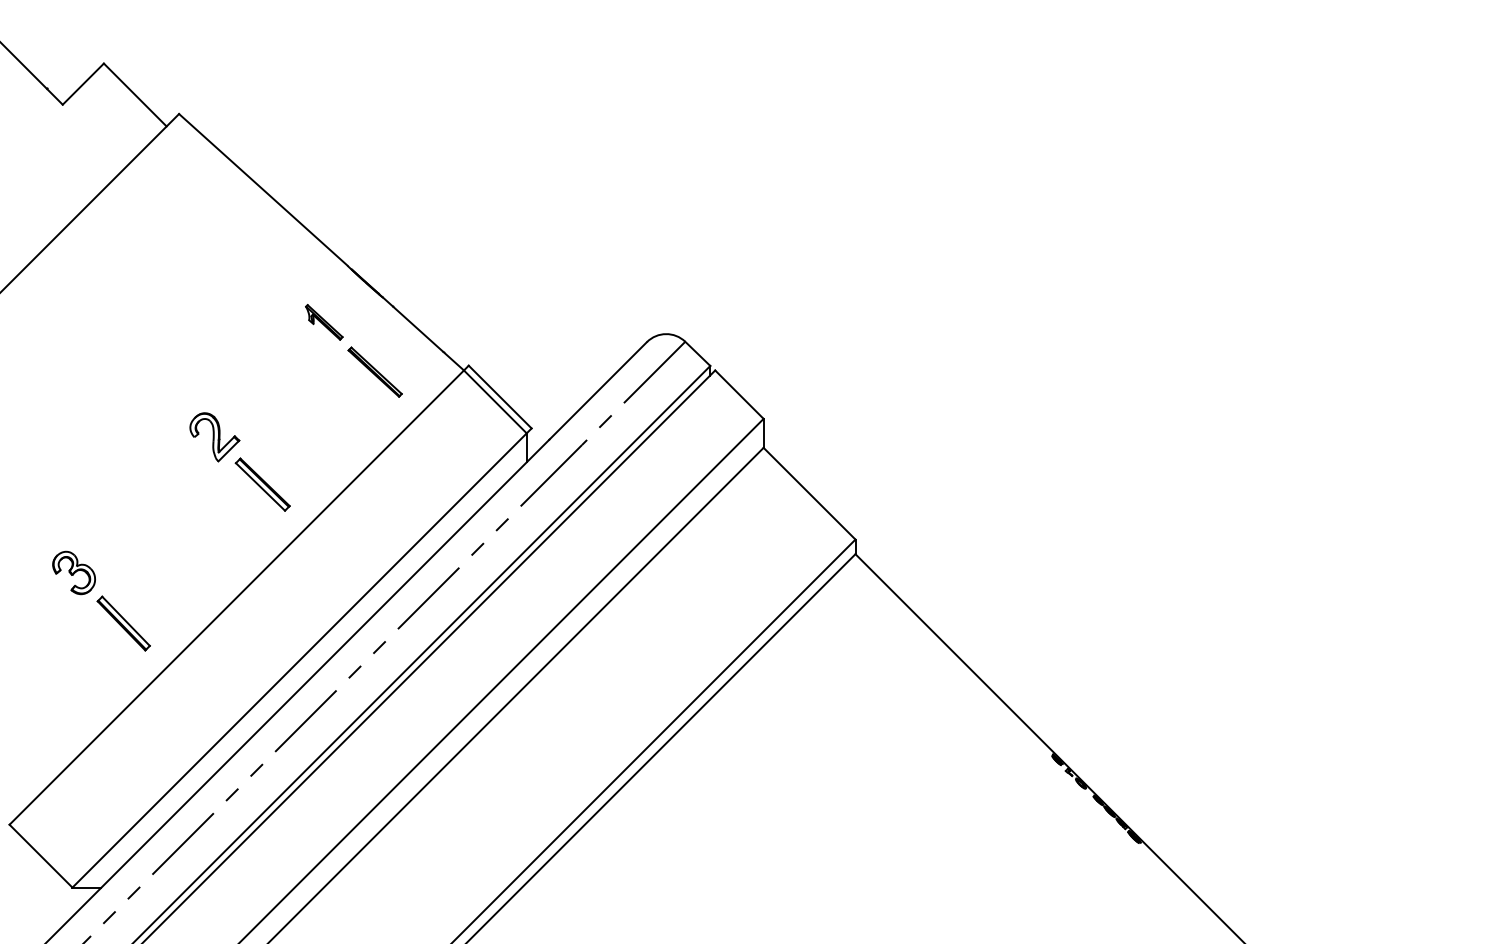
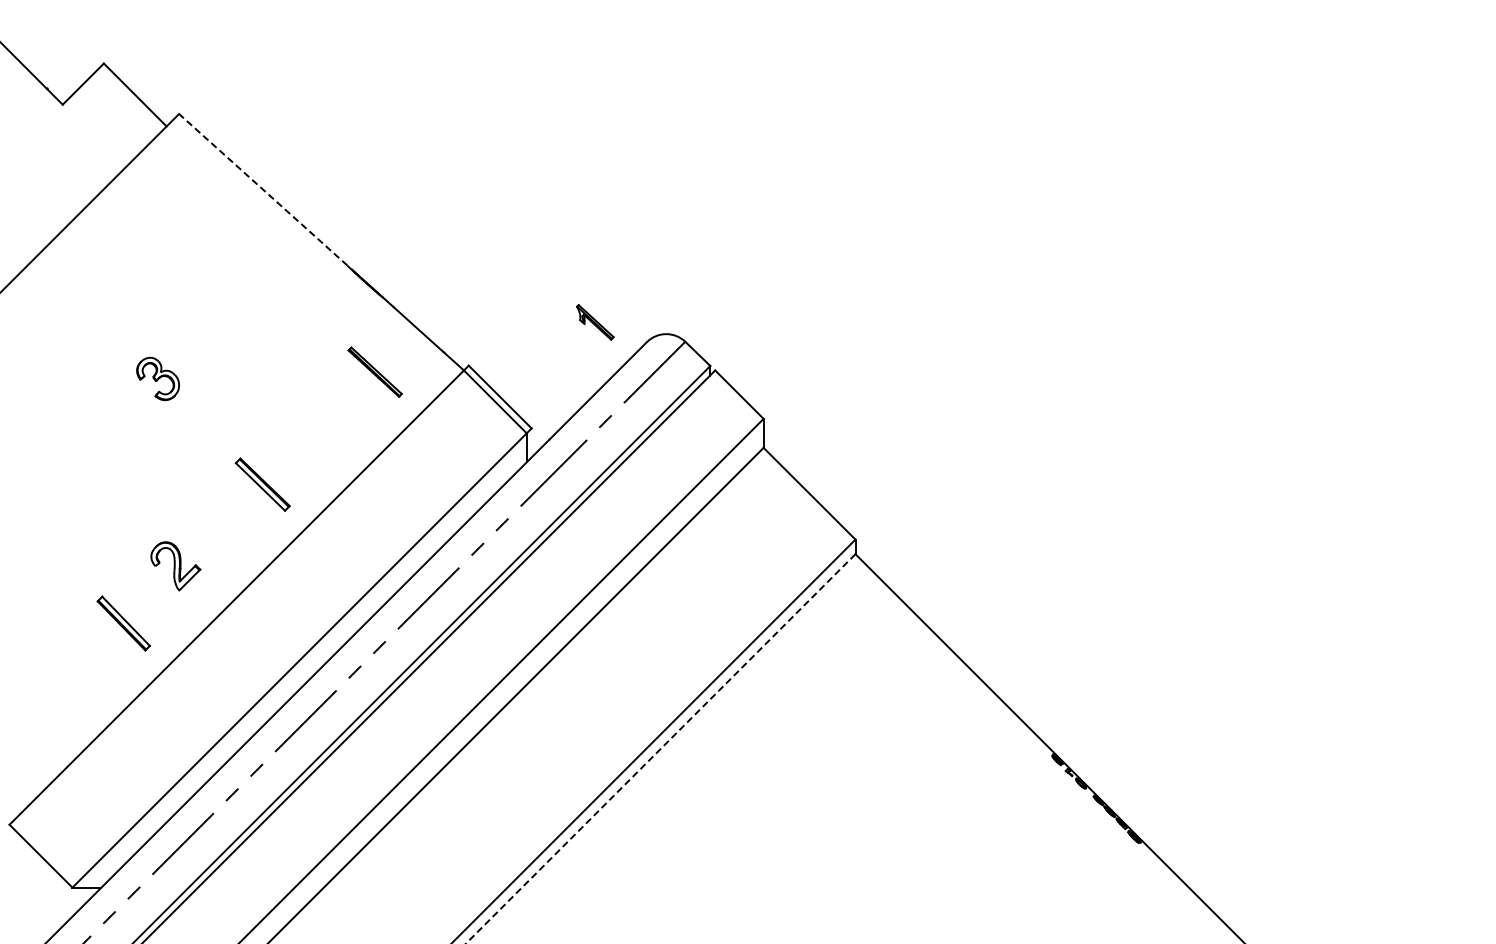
line: solid -> dashed (262, 189)
part position: (324, 322) -> (595, 322) (595, 322)
part position: (214, 437) -> (175, 566) (175, 566)
part position: (73, 572) -> (157, 378) (157, 378)
line: solid -> dashed (660, 749)
